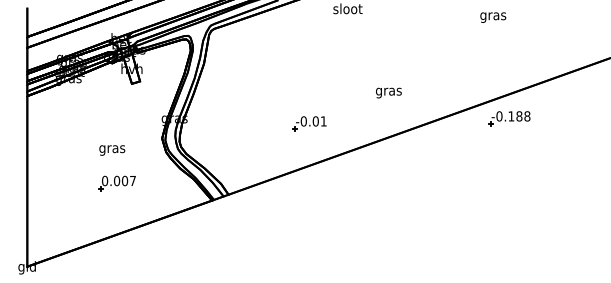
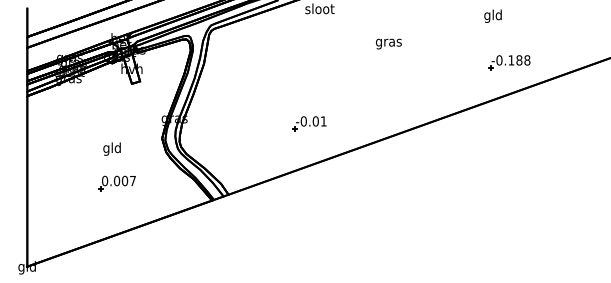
text position: (347, 8) -> (319, 8) (319, 8)
text: gras -> gld (493, 15)
text position: (388, 92) -> (388, 43) (388, 43)
part position: (509, 118) -> (509, 62) (509, 62)
text: gras -> gld (112, 148)
